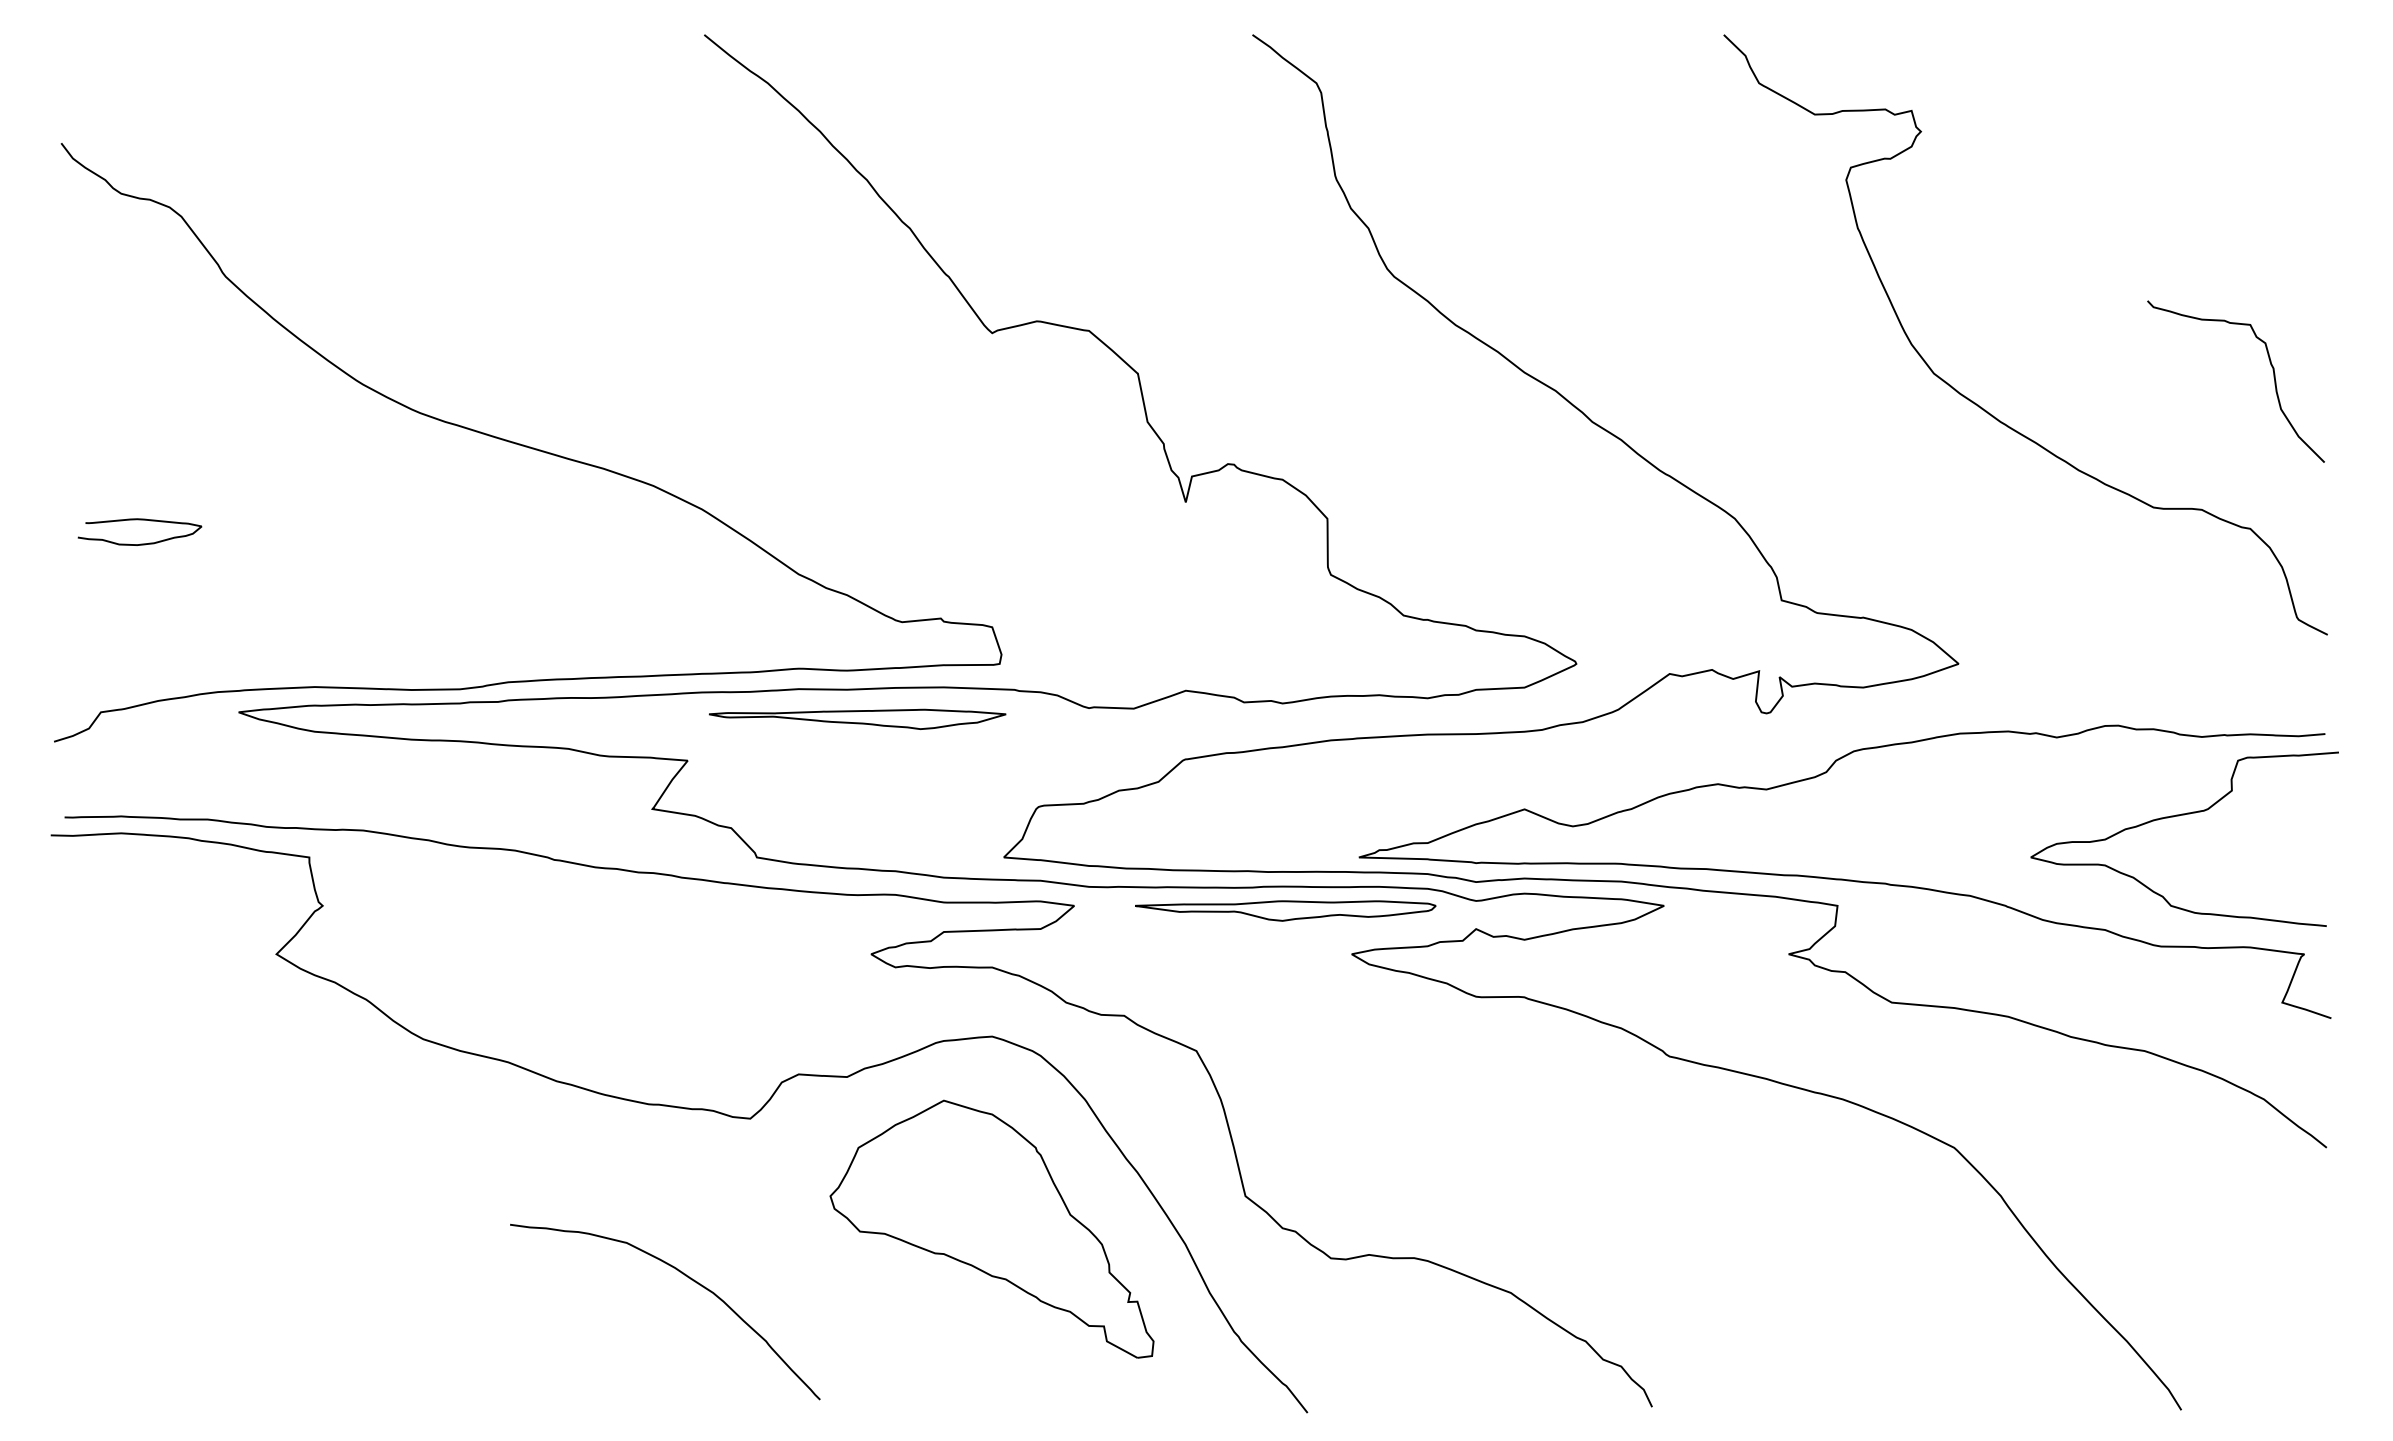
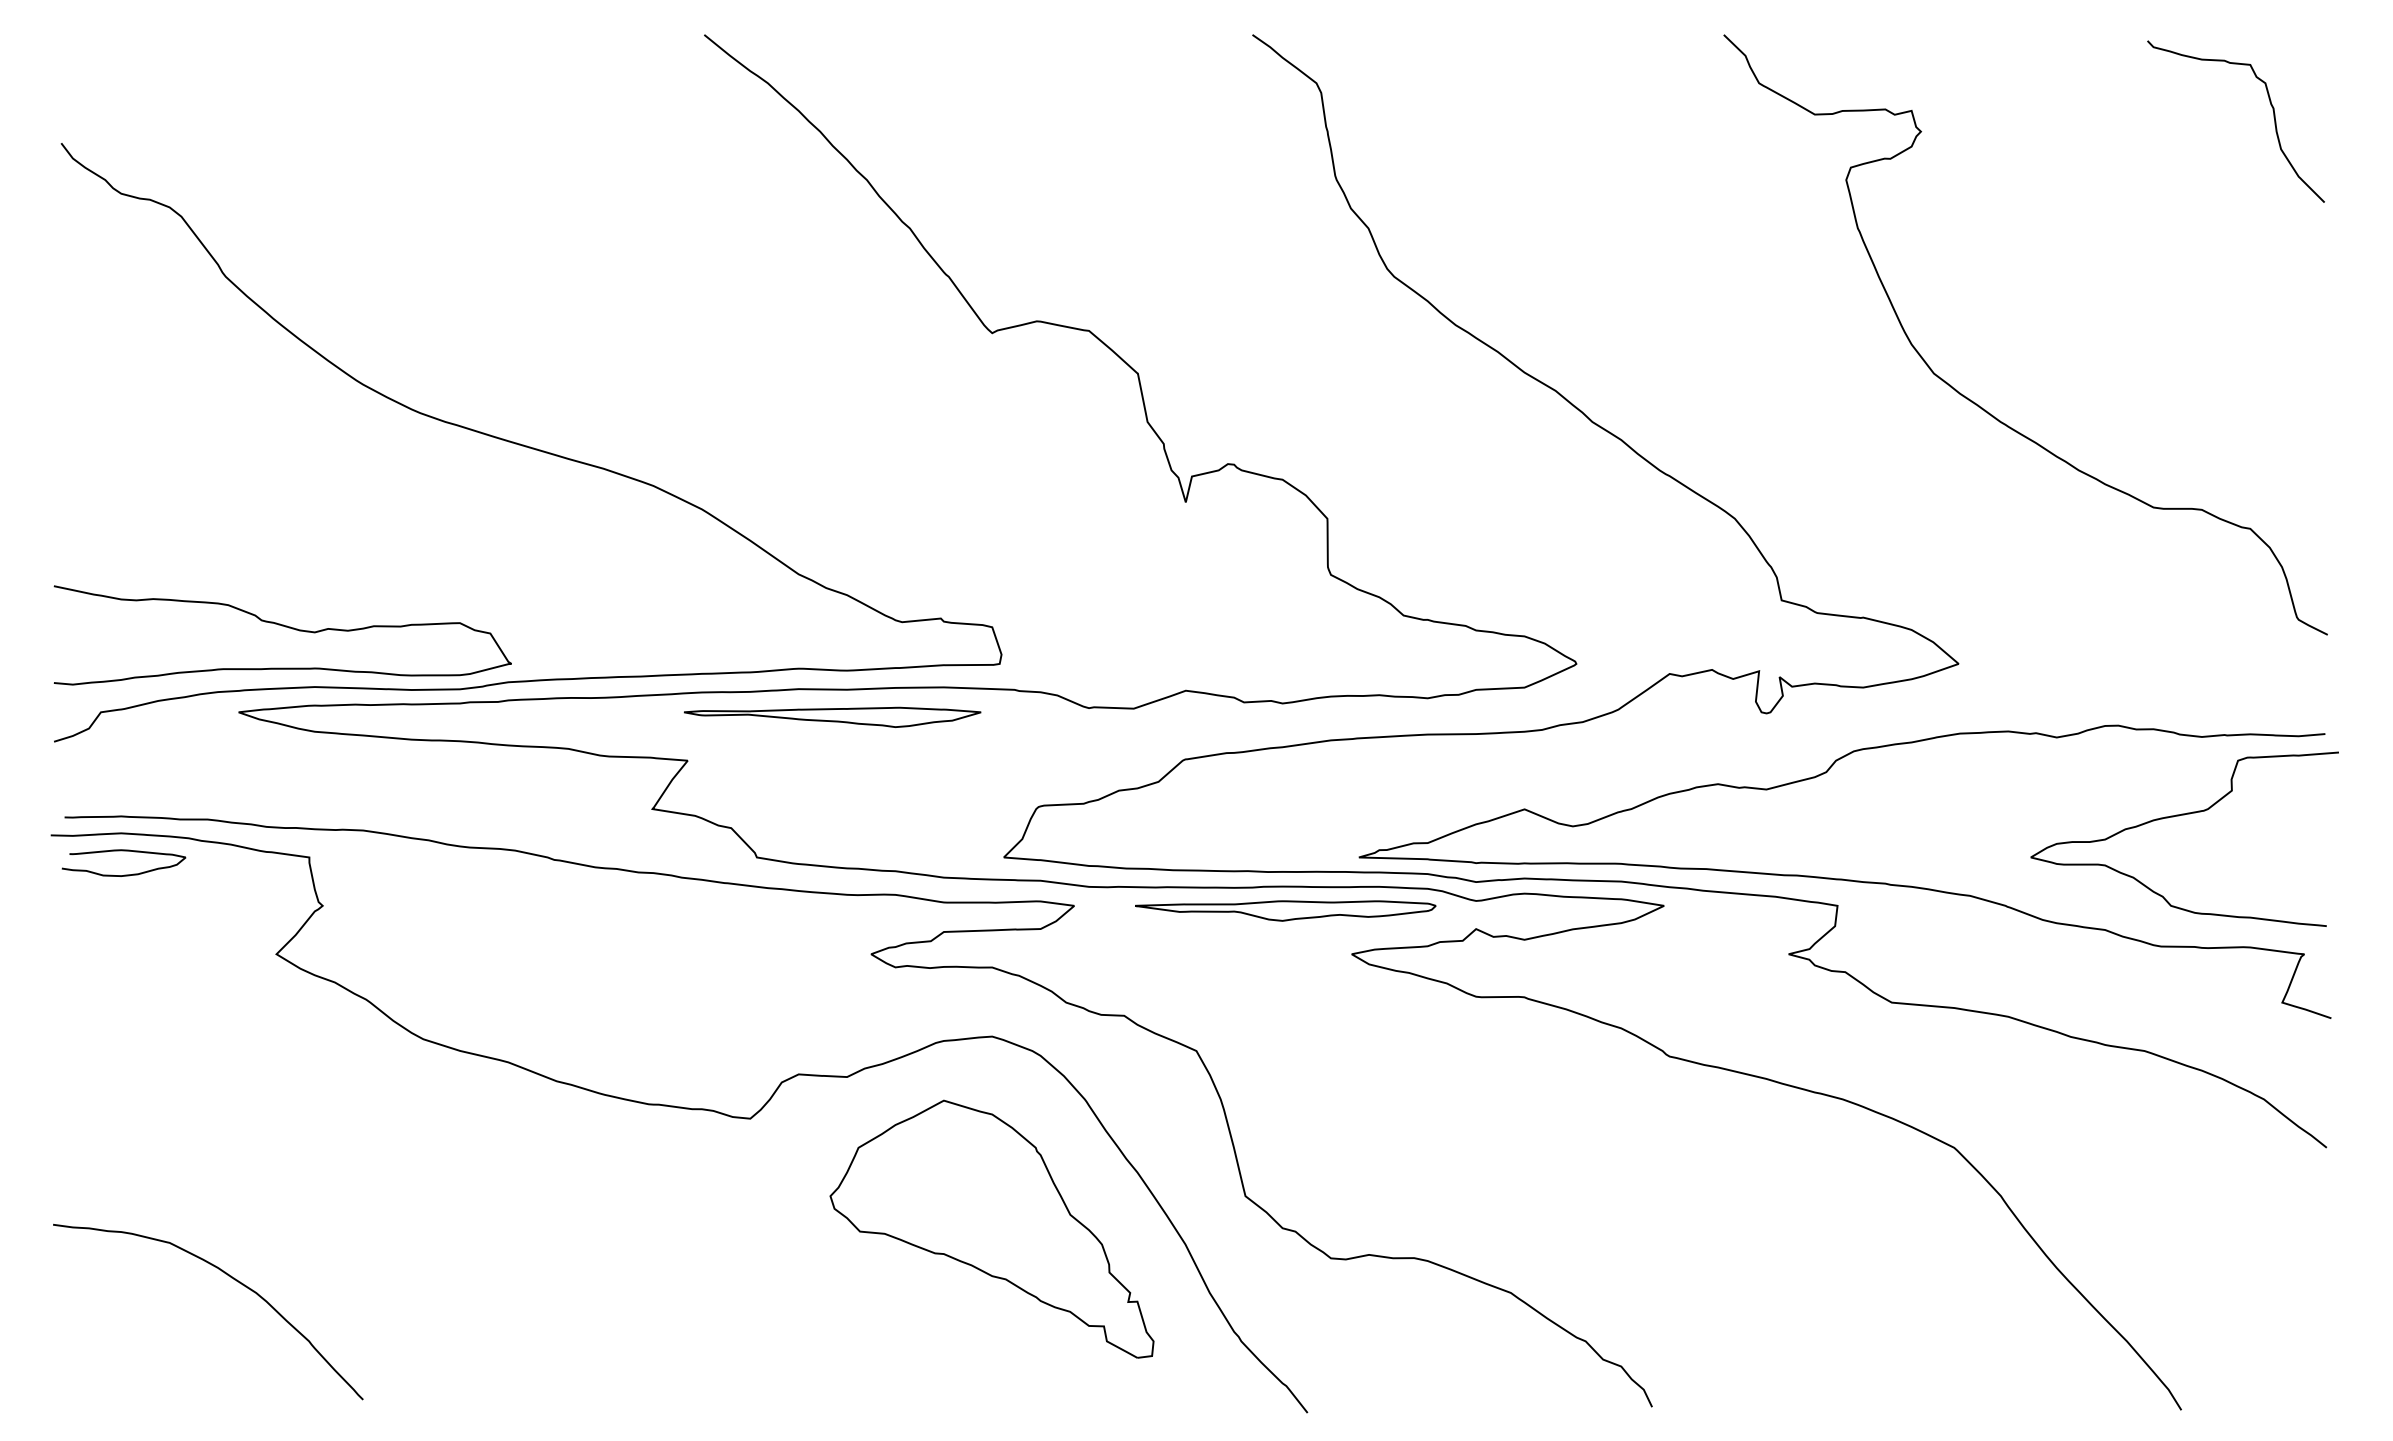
curve position: (2273, 377) -> (2273, 117) (2273, 117)
curve position: (139, 520) -> (123, 851) (123, 851)
curve: none -> present (285, 627)
part position: (857, 718) -> (832, 716) (832, 716)
curve position: (688, 1278) -> (231, 1278) (231, 1278)
